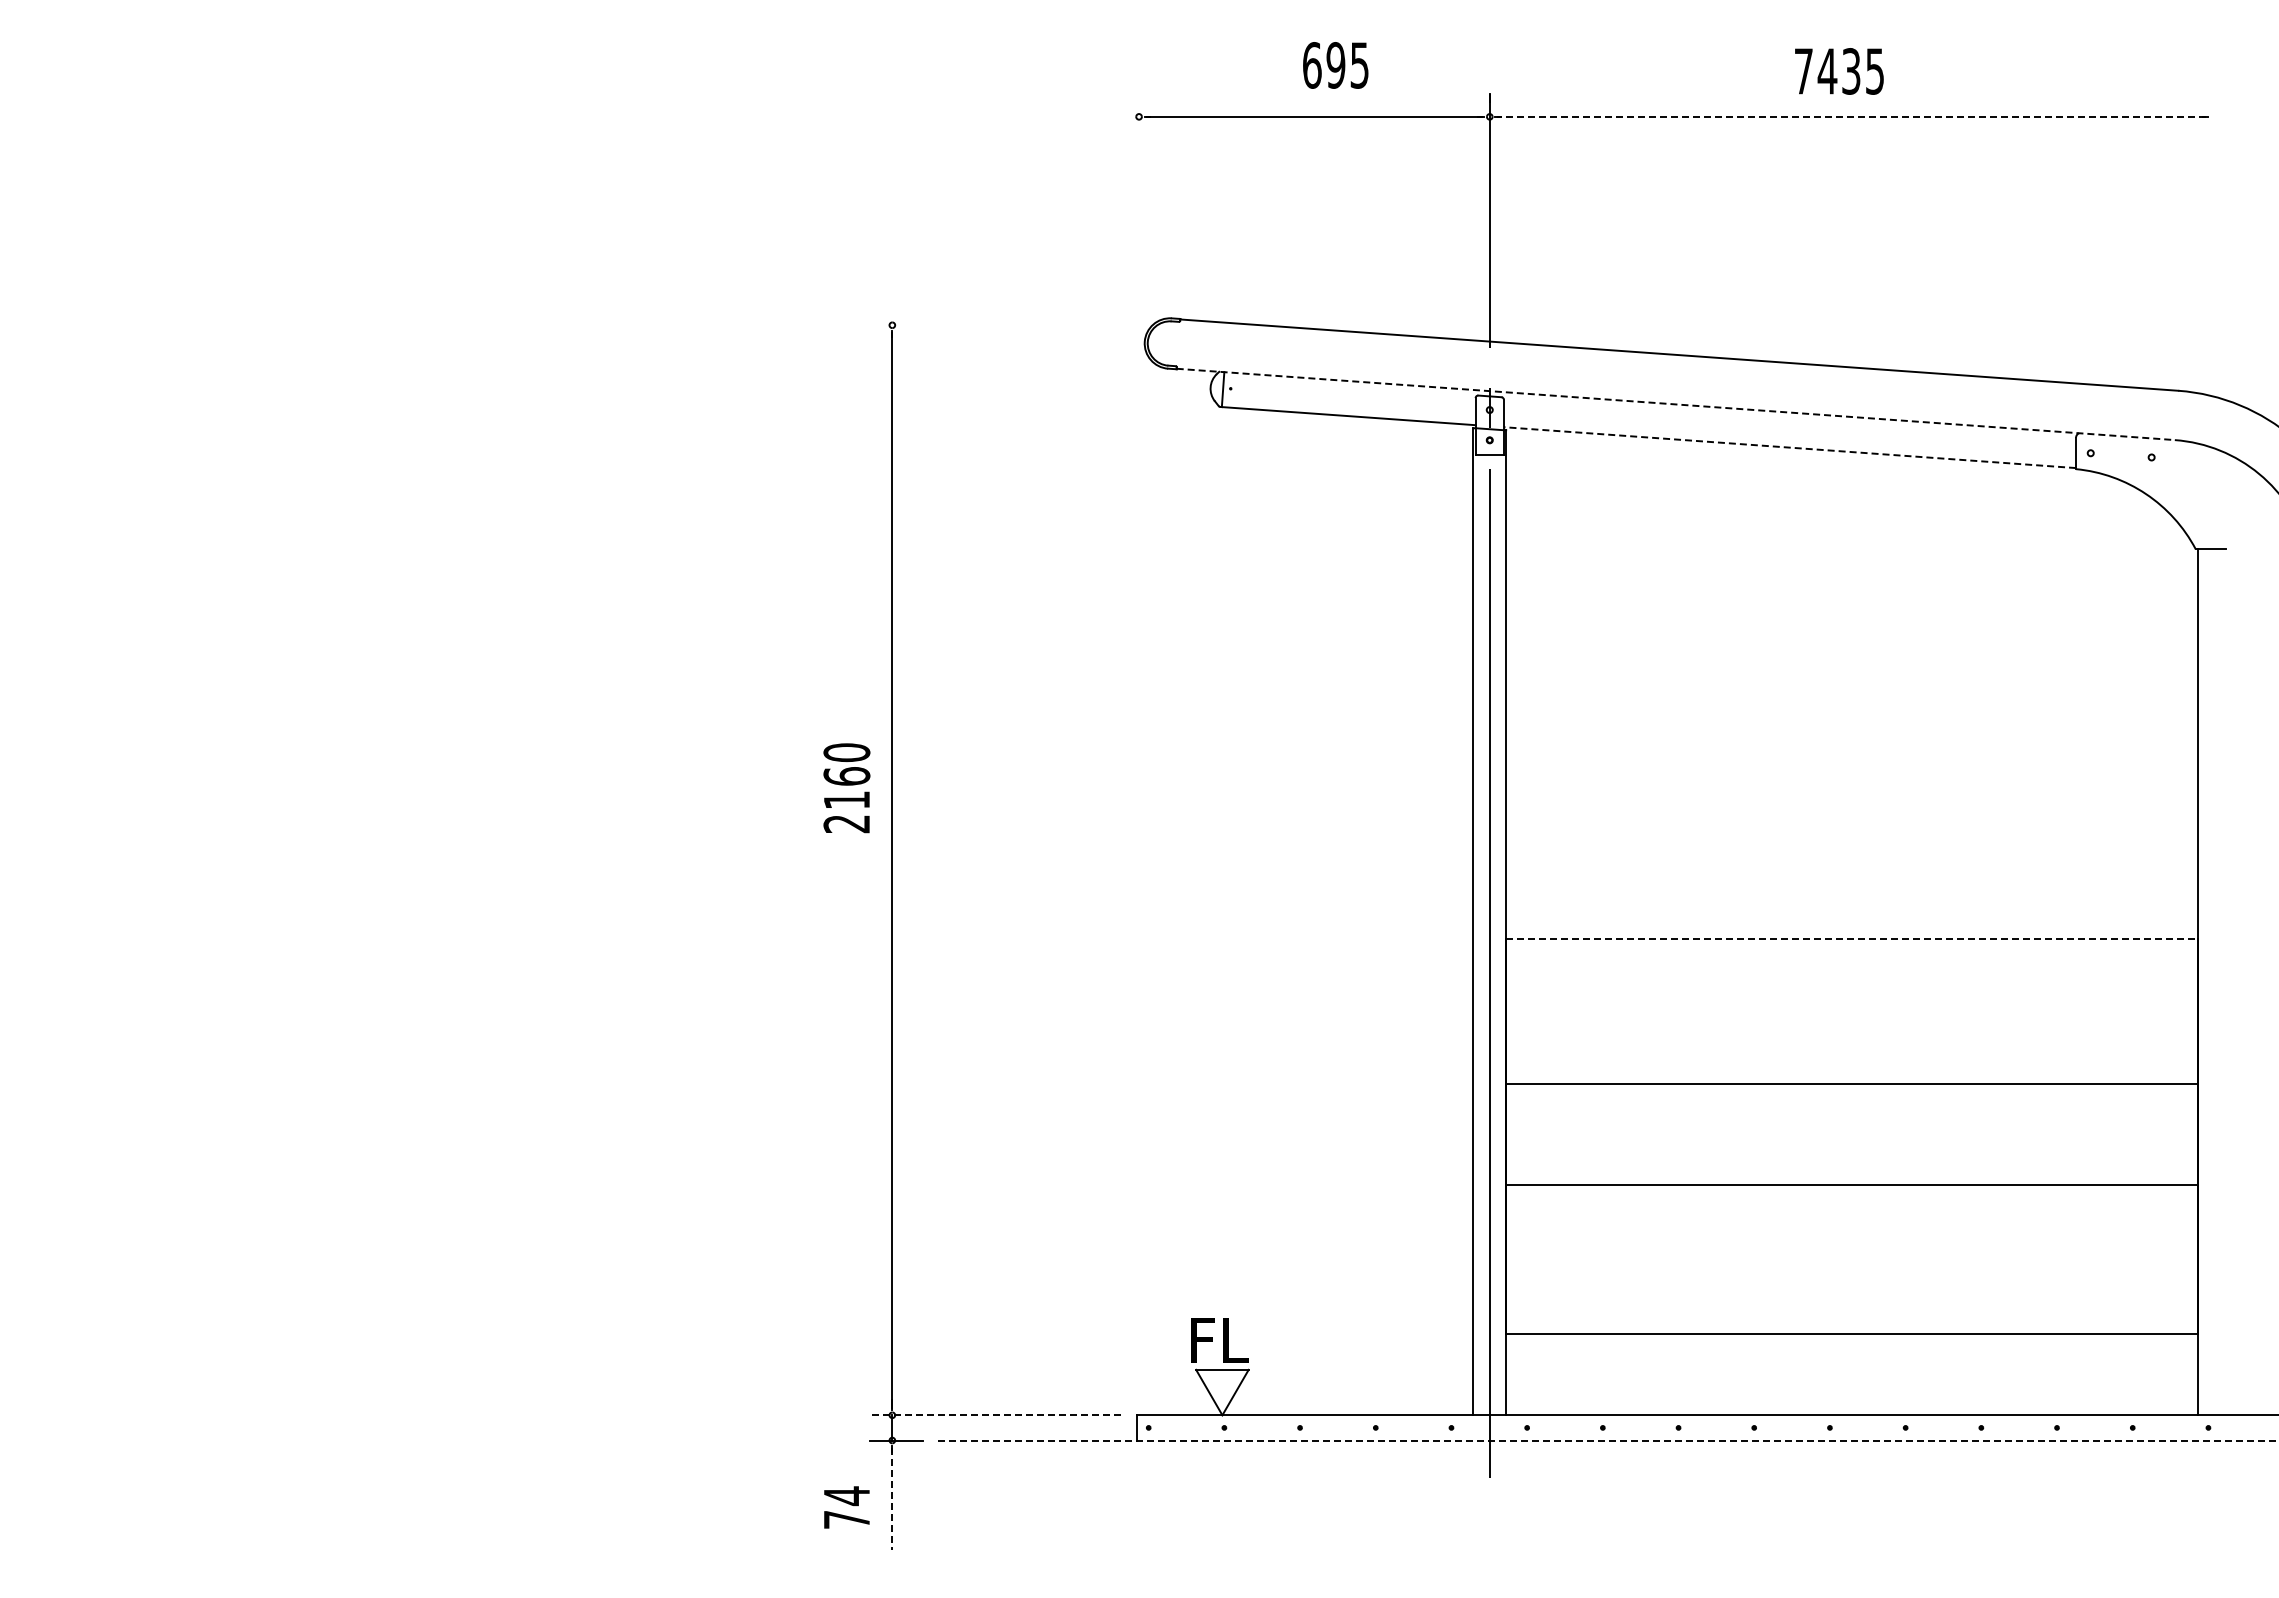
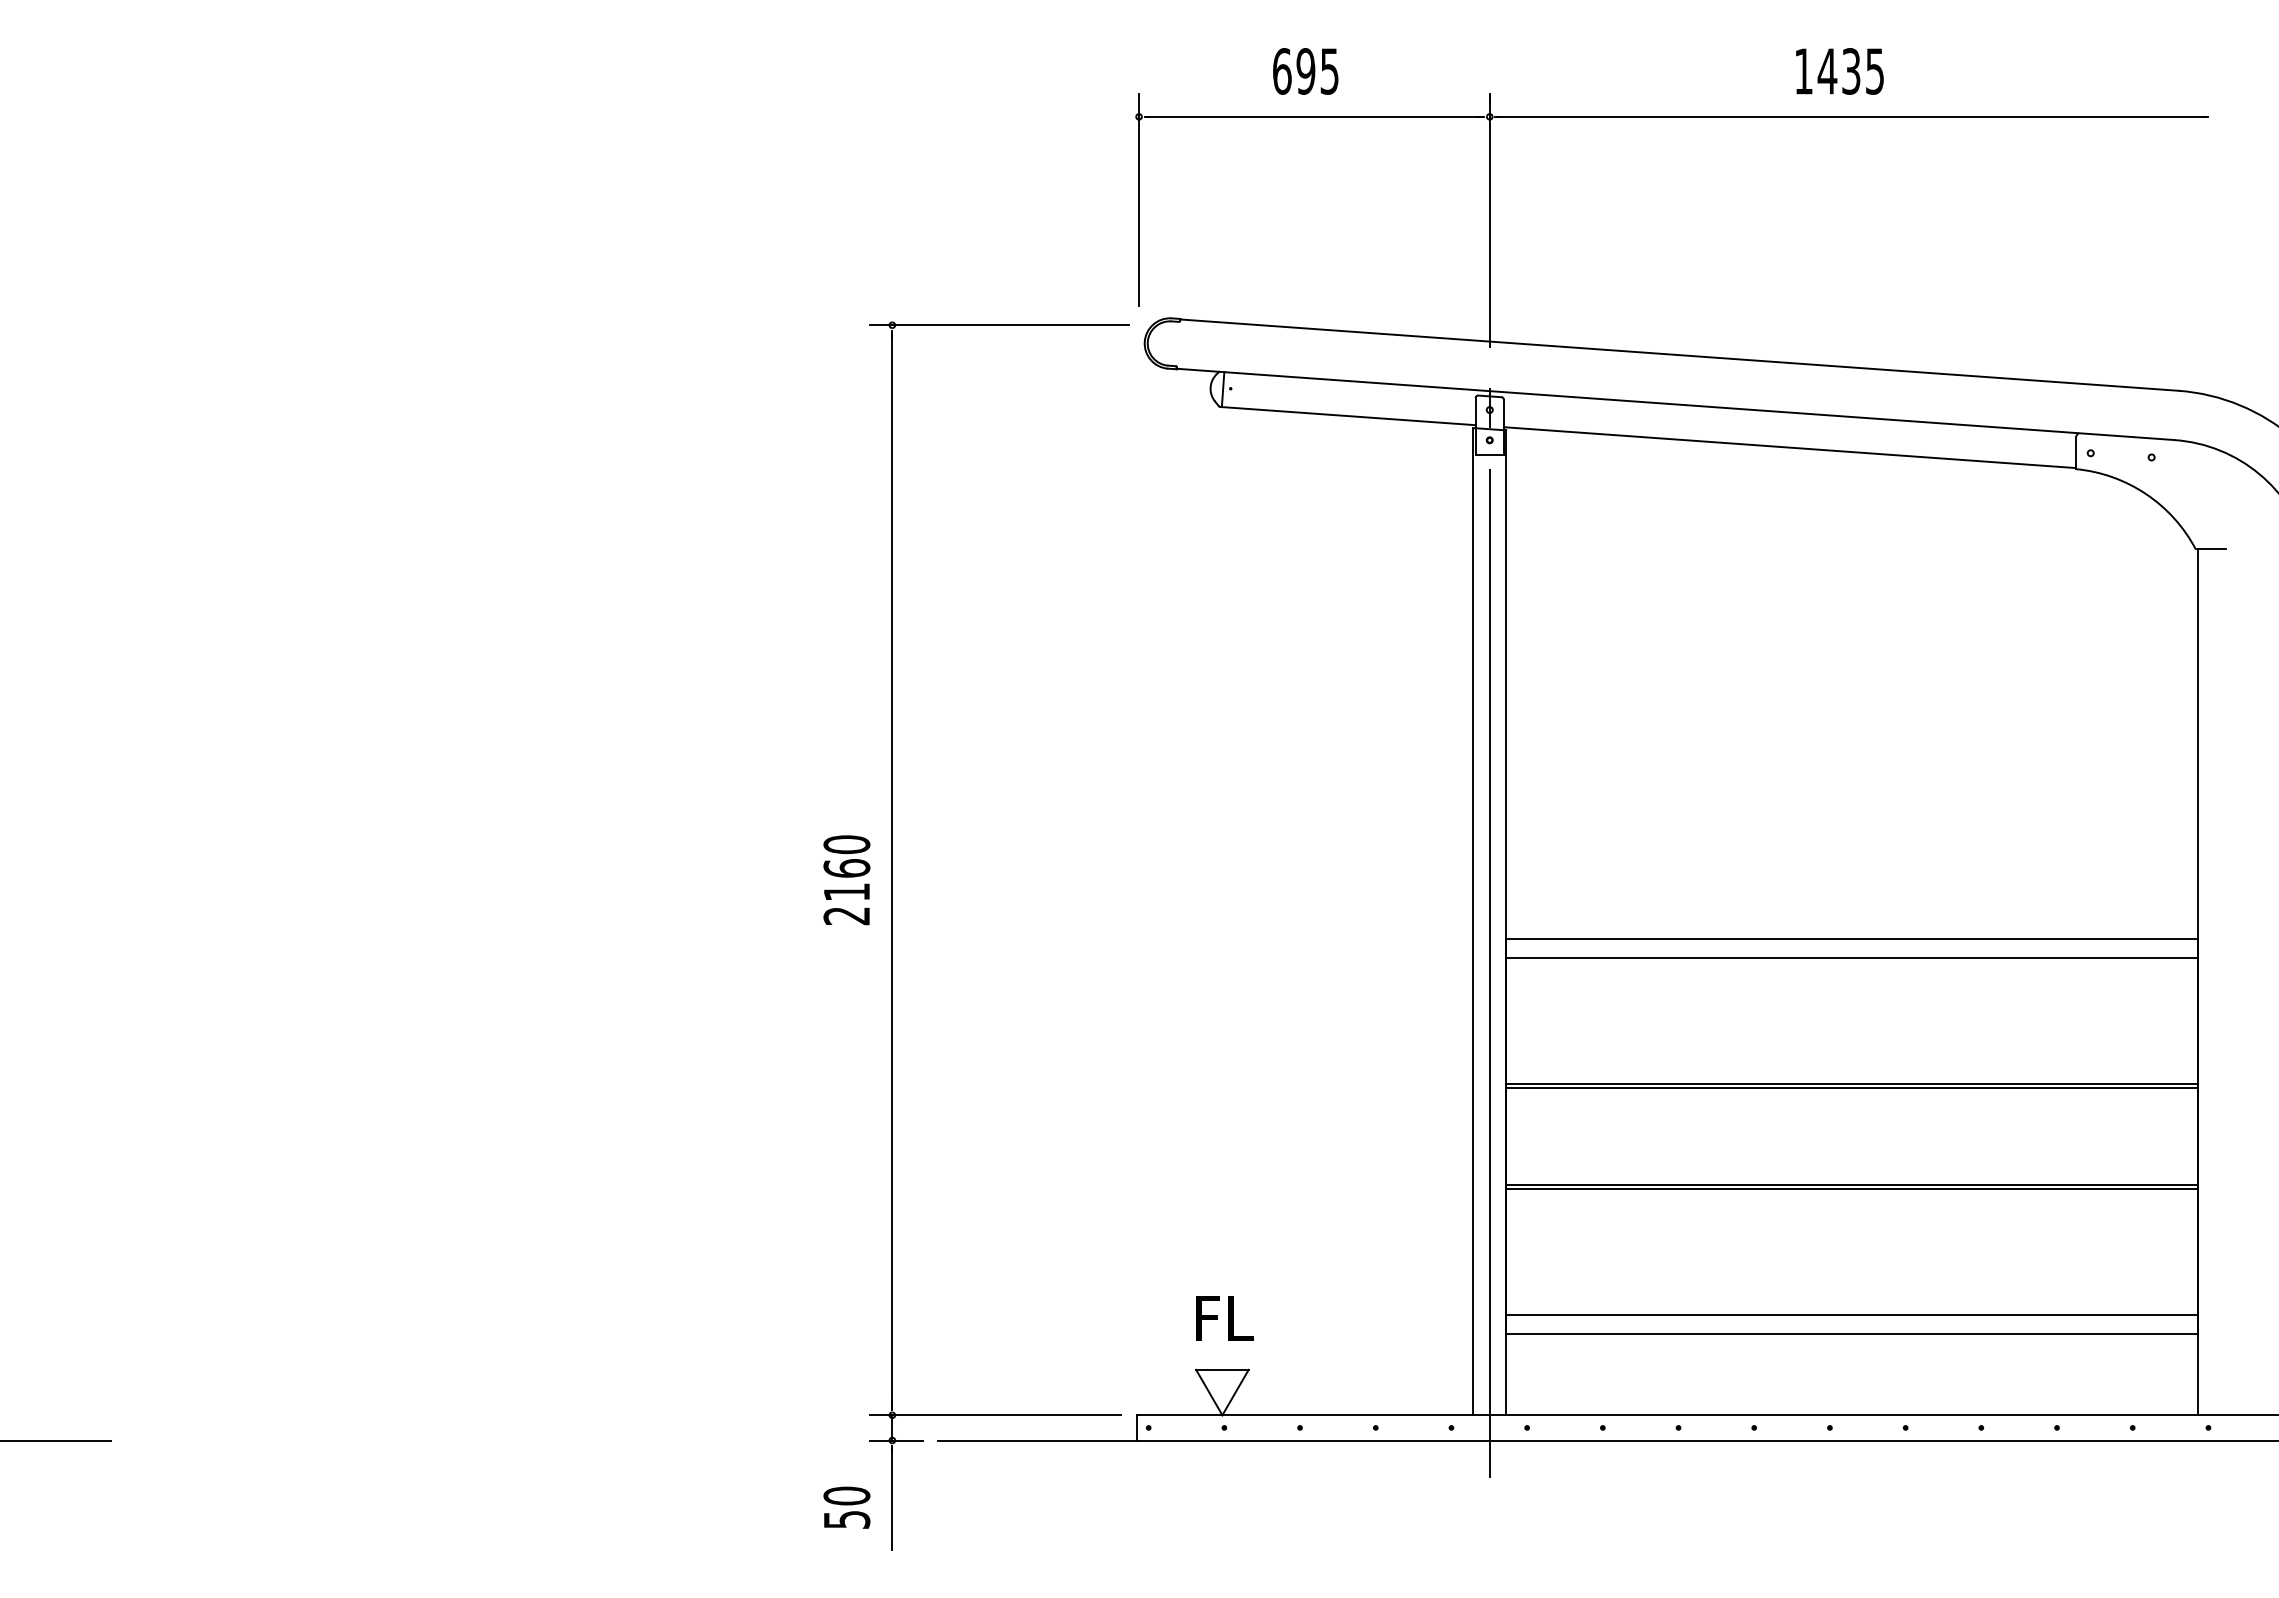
text position: (1335, 65) -> (1305, 71) (1305, 71)
text: 7435 -> 1435 (1803, 71)
line: dashed -> solid (1851, 116)
line: none -> present (1139, 200)
line: none -> present (998, 325)
line: dashed -> solid (1676, 404)
line: dashed -> solid (1789, 447)
text position: (846, 788) -> (846, 880) (846, 880)
line: dashed -> solid (1851, 938)
line: none -> present (1851, 957)
line: none -> present (1851, 1088)
line: none -> present (1851, 1189)
line: none -> present (1851, 1314)
text position: (1219, 1340) -> (1224, 1318) (1224, 1318)
line: dashed -> solid (995, 1415)
line: none -> present (56, 1440)
line: dashed -> solid (1608, 1440)
line: dashed -> solid (892, 1499)
text: 74 -> 50 (846, 1507)
